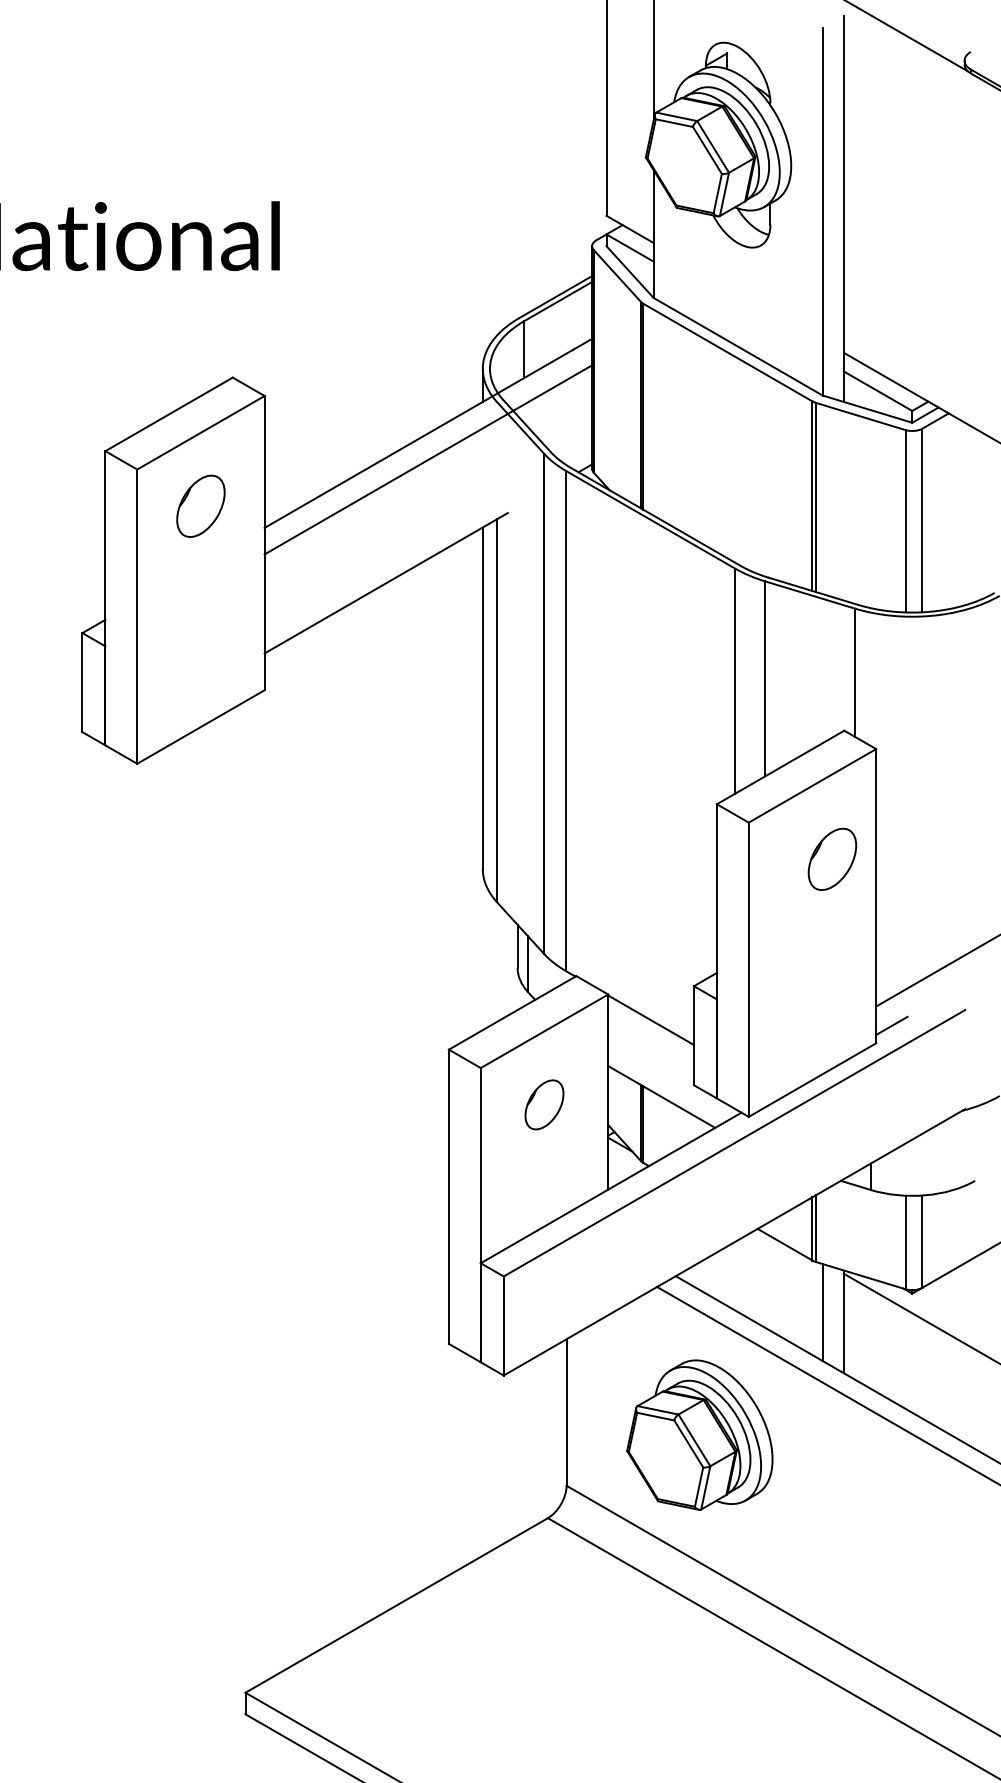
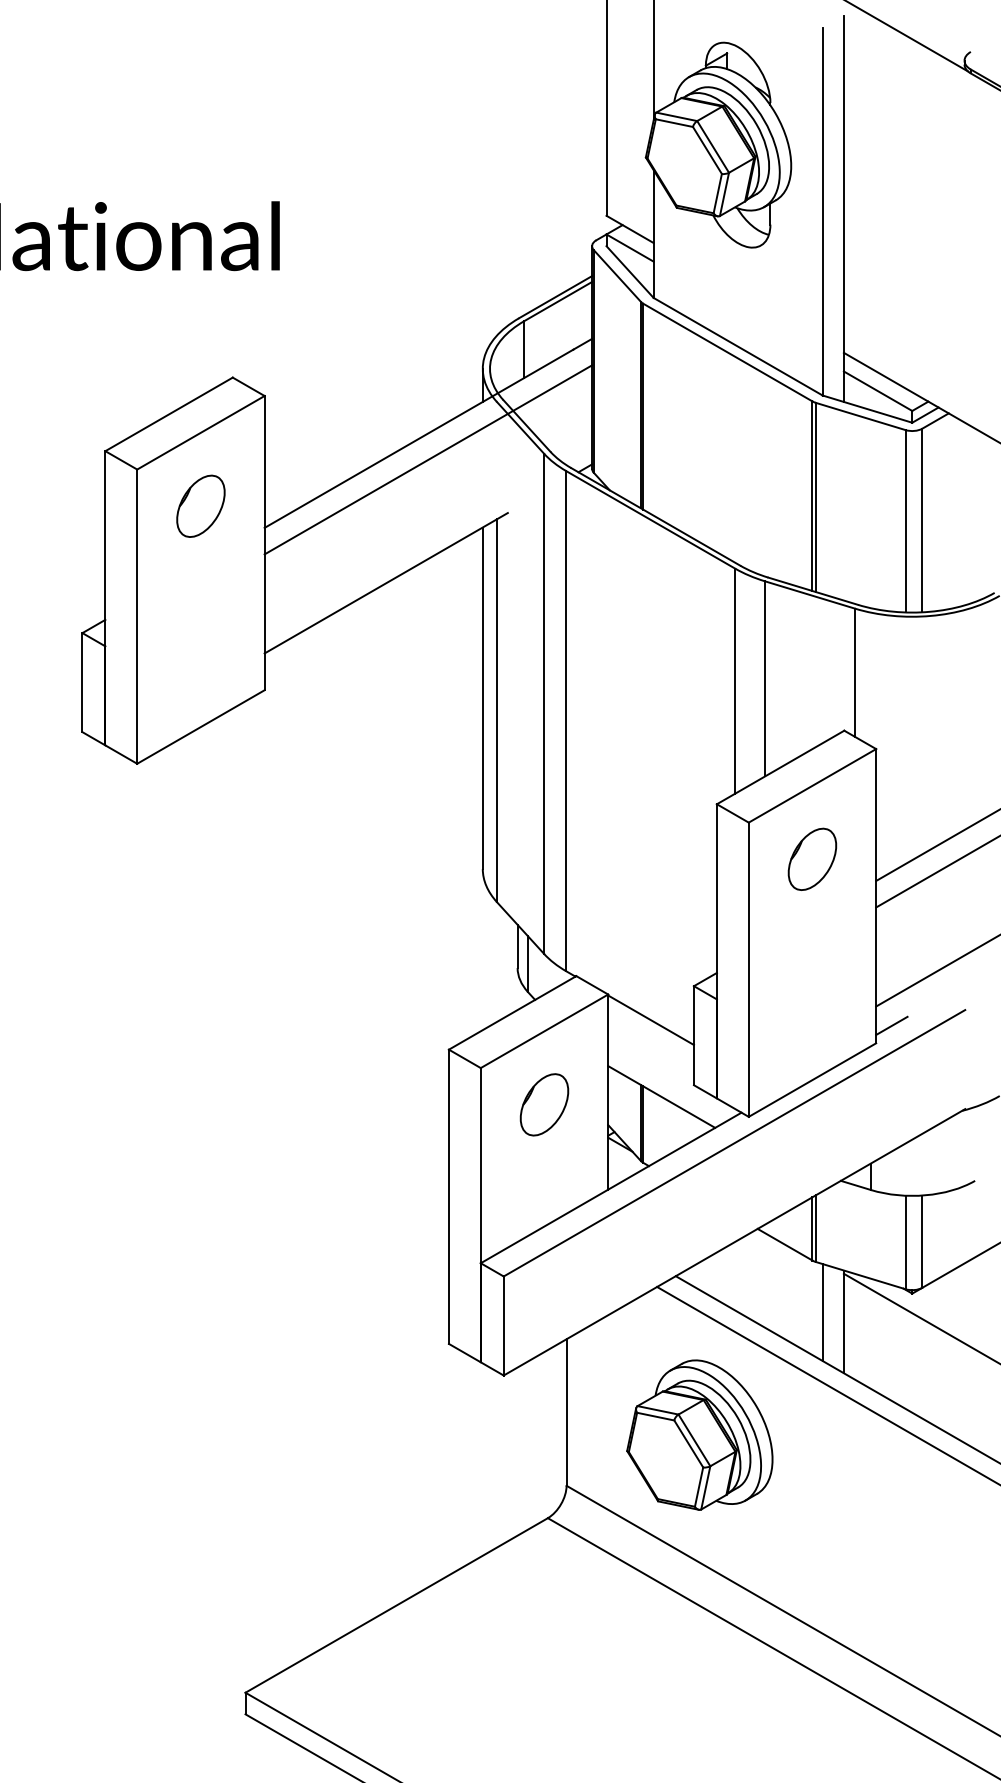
line: none -> present (936, 845)
part position: (832, 858) -> (812, 858) (812, 858)
line: none -> present (936, 872)
part size: 41x52 px -> 51x64 px (544, 1104)
